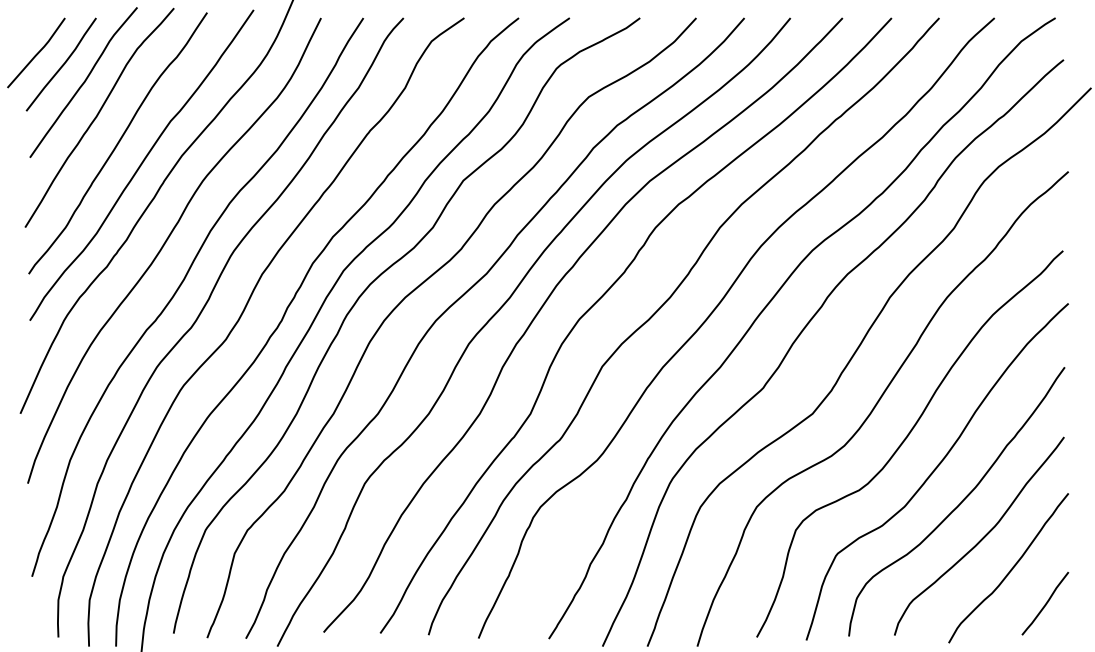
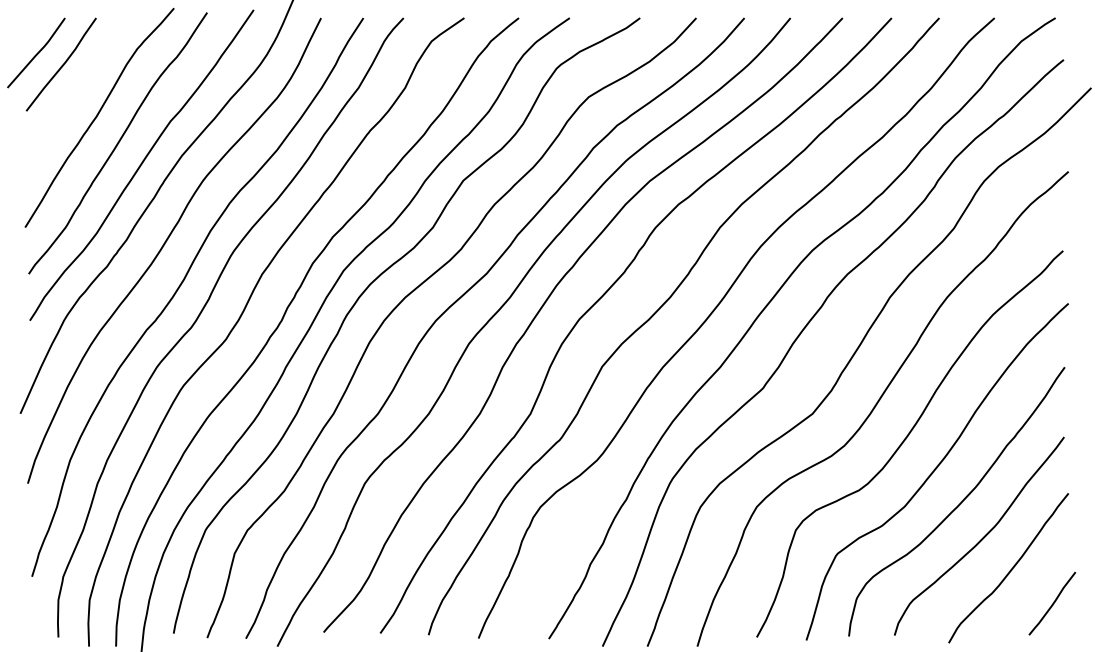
curve: present -> none (83, 82)
curve position: (1045, 603) -> (1052, 603) (1052, 603)
